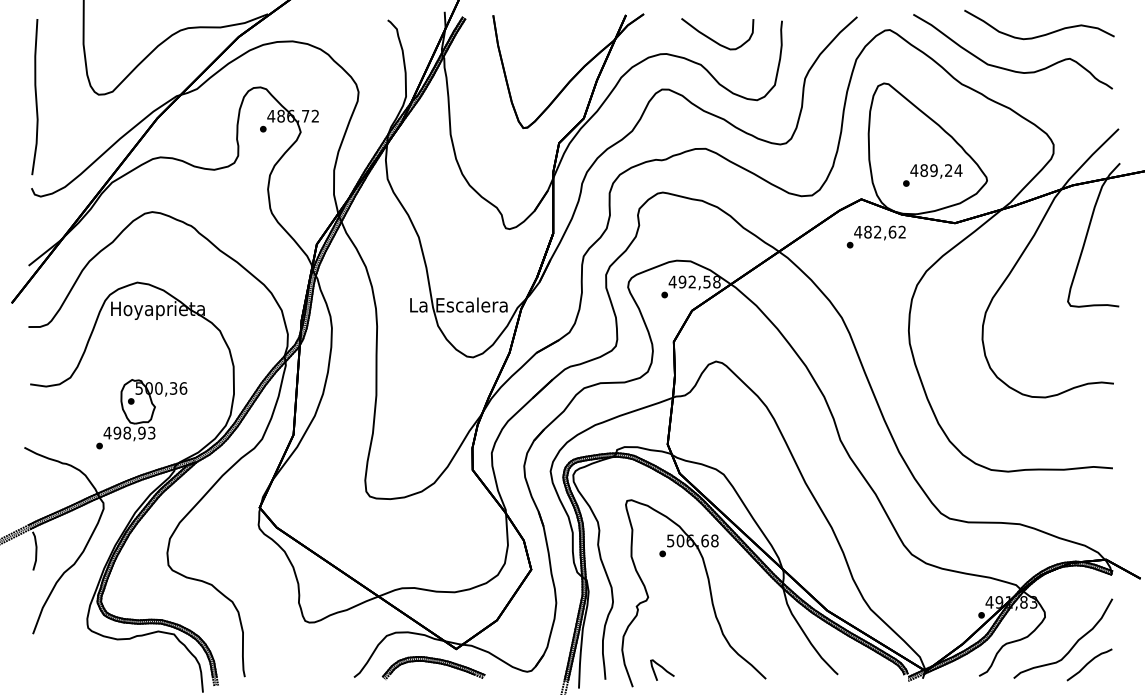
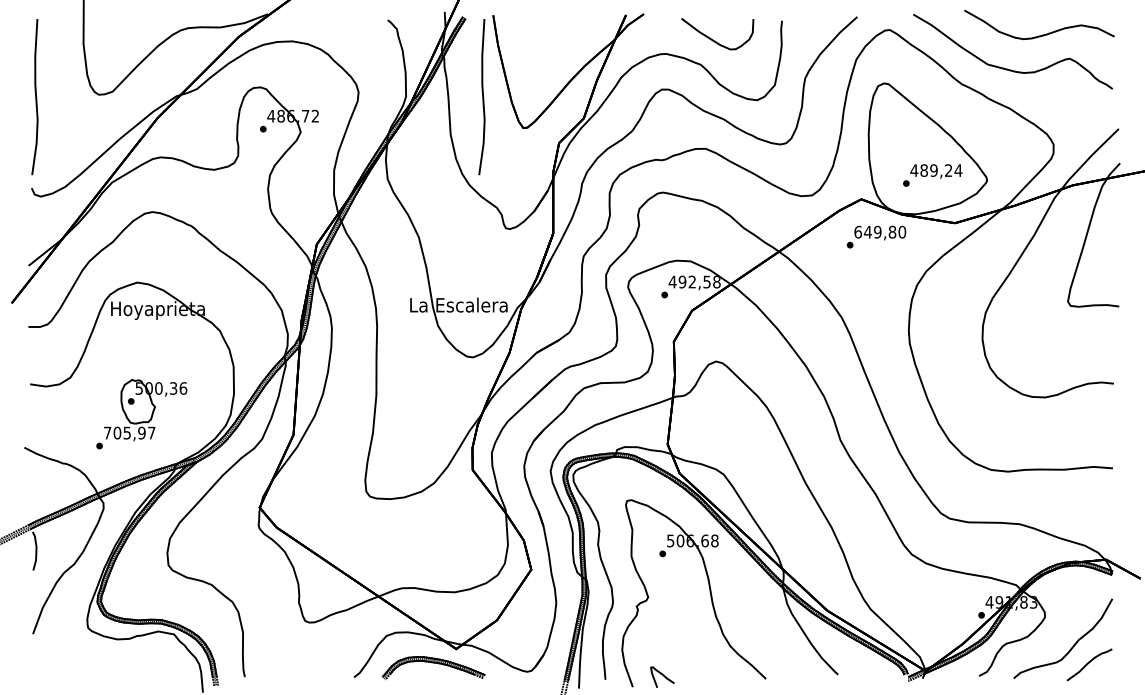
curve: none -> present (482, 97)
text: 482,62 -> 649,80 (880, 231)
text: 498,93 -> 705,97 (129, 432)
curve position: (662, 668) -> (662, 675) (662, 675)
